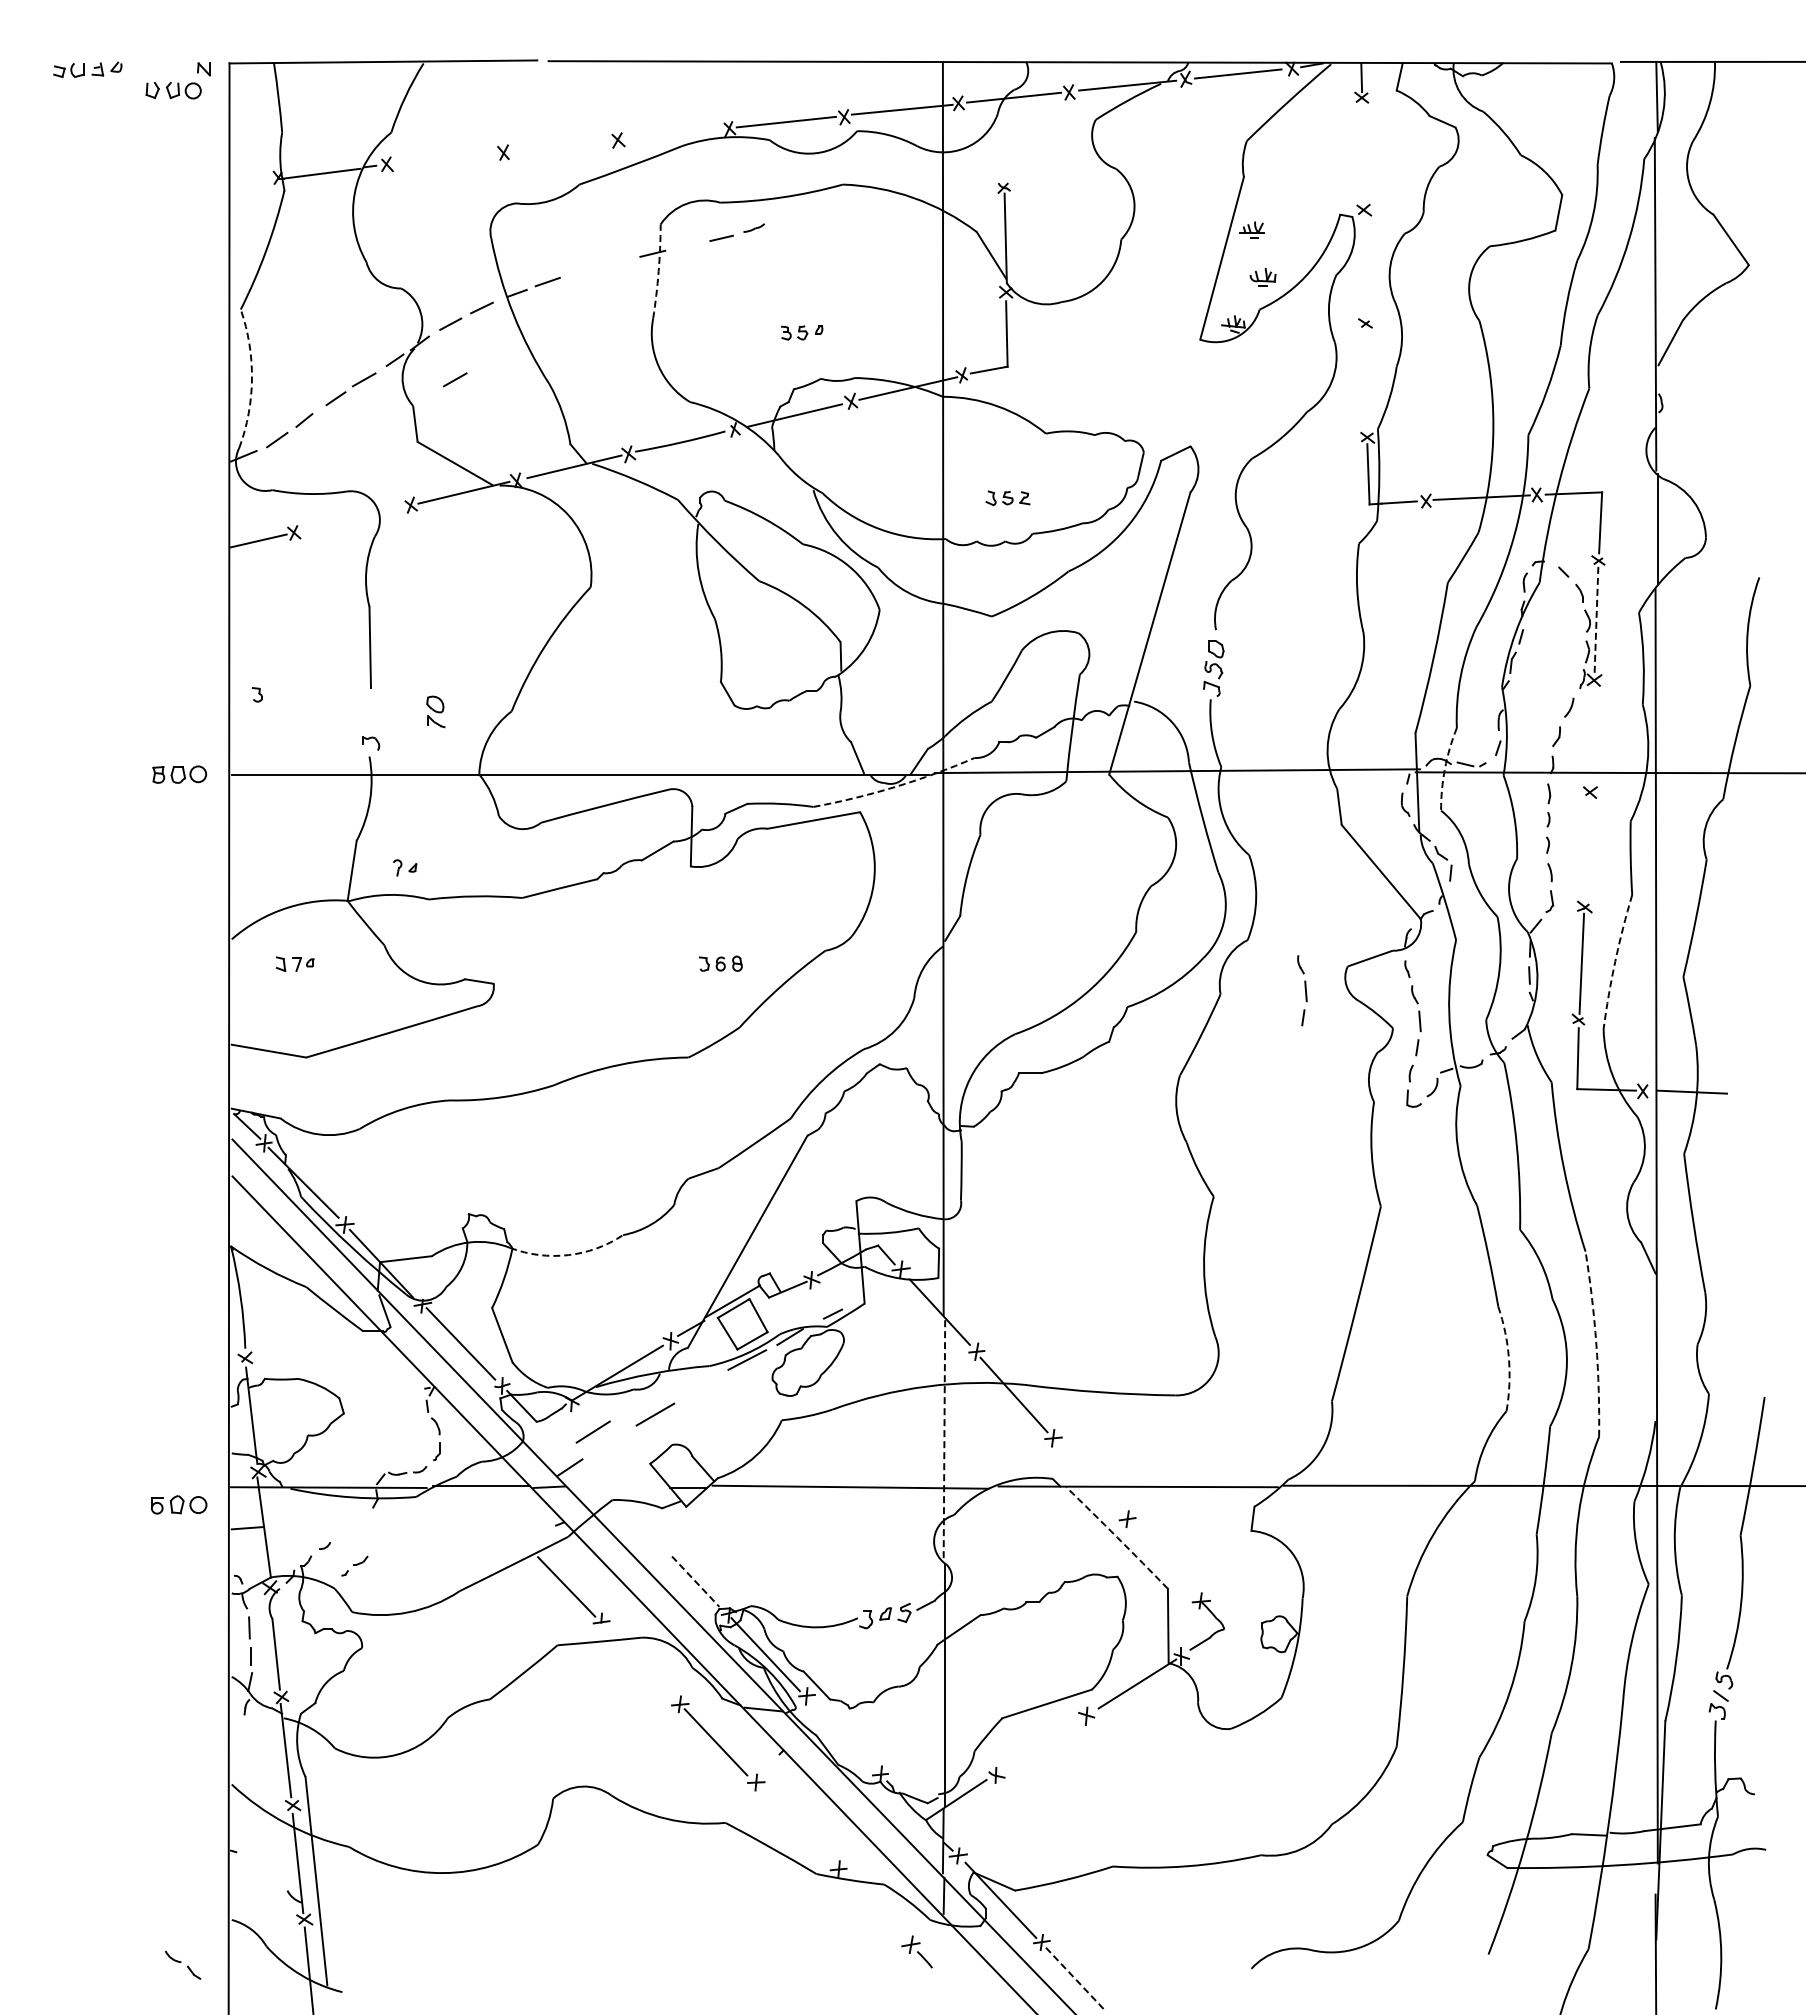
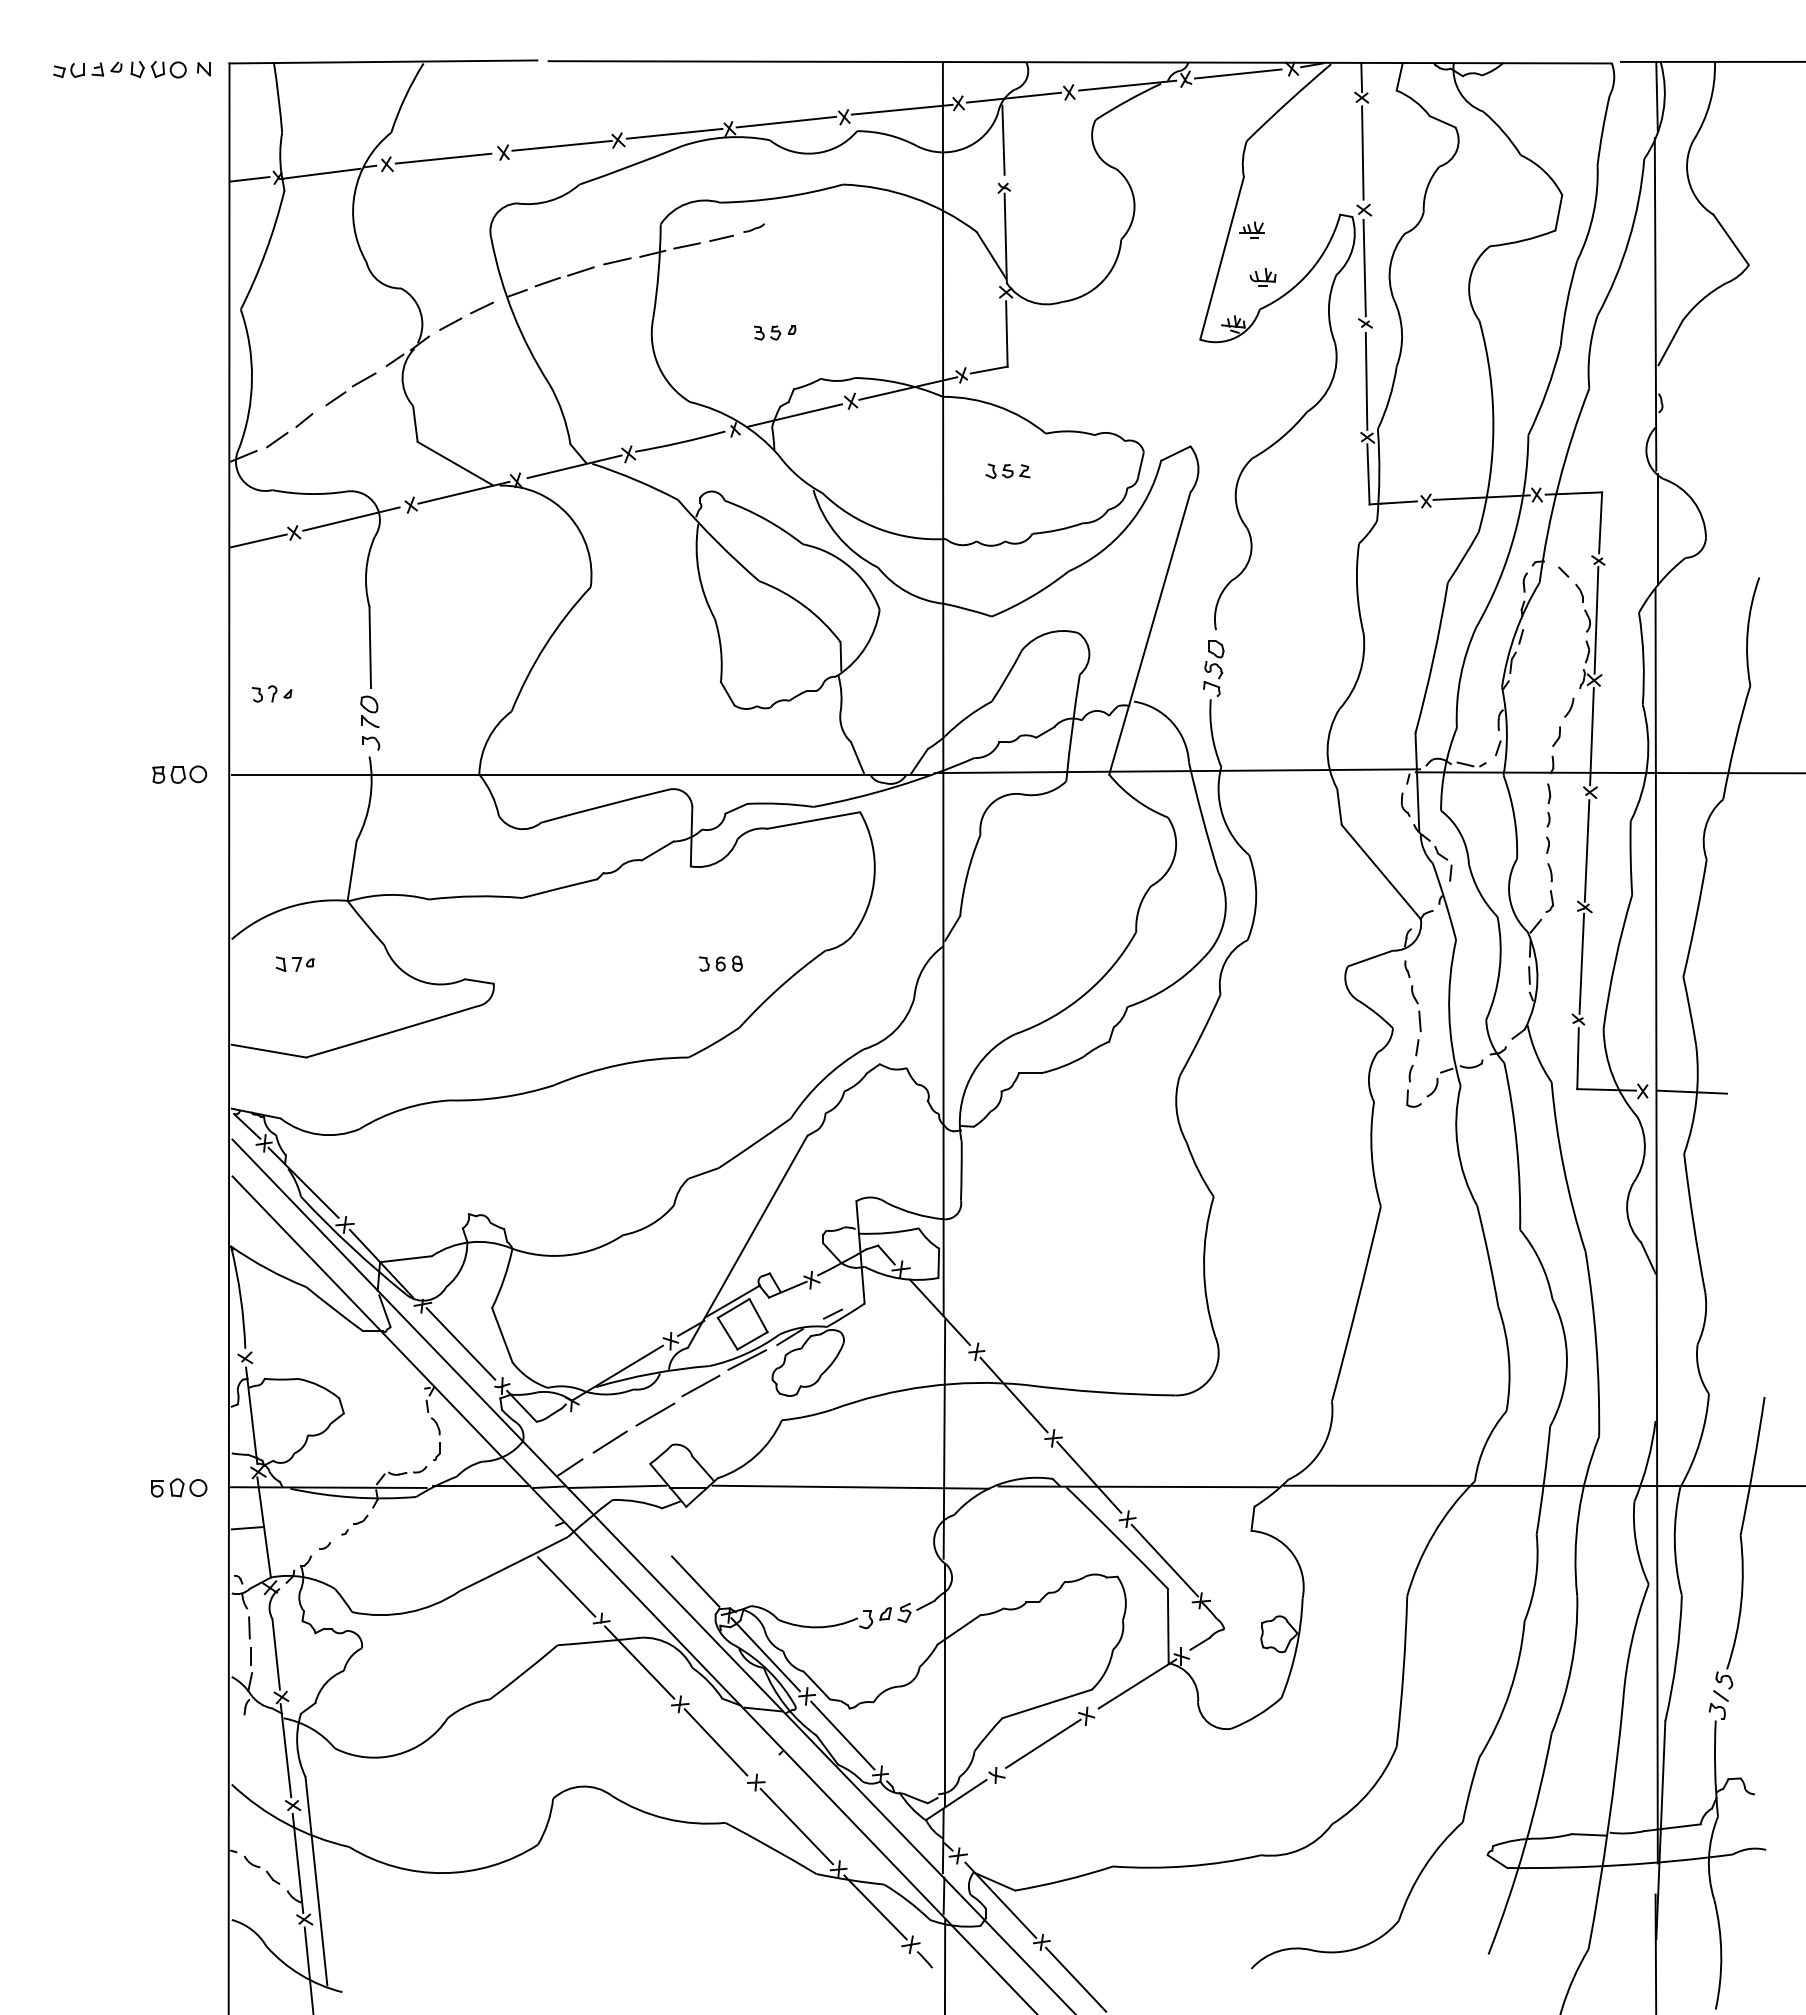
part position: (173, 90) -> (158, 69) (158, 69)
line: none -> present (674, 133)
line: none -> present (1003, 139)
line: none -> present (561, 145)
line: none -> present (1362, 152)
line: none -> present (443, 158)
line: none -> present (249, 179)
line: none -> present (686, 245)
line: none -> present (617, 261)
line: none -> present (1364, 267)
line: none -> present (580, 271)
arc: dashed -> solid (658, 271)
part position: (802, 332) -> (775, 332) (775, 332)
arc: dashed -> solid (252, 378)
line: present -> none (455, 379)
line: none -> present (1366, 380)
part position: (1007, 498) -> (1007, 471) (1007, 471)
line: none -> present (351, 518)
line: dashed -> solid (1596, 620)
part position: (435, 711) -> (369, 711) (369, 711)
line: none -> present (1591, 736)
arc: dashed -> solid (1445, 768)
arc: dashed -> solid (895, 786)
line: none -> present (1586, 850)
part position: (405, 867) -> (280, 693) (280, 693)
arc: dashed -> solid (1615, 961)
part: present -> none (1302, 990)
arc: dashed -> solid (568, 1255)
arc: dashed -> solid (1596, 1343)
arc: dashed -> solid (1508, 1358)
line: none -> present (700, 1385)
line position: (592, 1431) -> (609, 1441) (609, 1441)
line: dashed -> solid (944, 1439)
line: none -> present (1089, 1477)
line: none -> present (616, 1486)
part position: (179, 1504) -> (179, 1487) (179, 1487)
arc: dashed -> solid (1117, 1537)
line: none -> present (1164, 1560)
part position: (354, 1565) -> (354, 1524) (354, 1524)
line: dashed -> solid (695, 1581)
line: none -> present (639, 1662)
line: none -> present (842, 1735)
line: none -> present (1043, 1743)
line: none -> present (796, 1826)
line: none -> present (875, 1907)
part position: (183, 1964) -> (262, 1869) (262, 1869)
line: none -> present (944, 1965)
line: dashed -> solid (1076, 1979)
